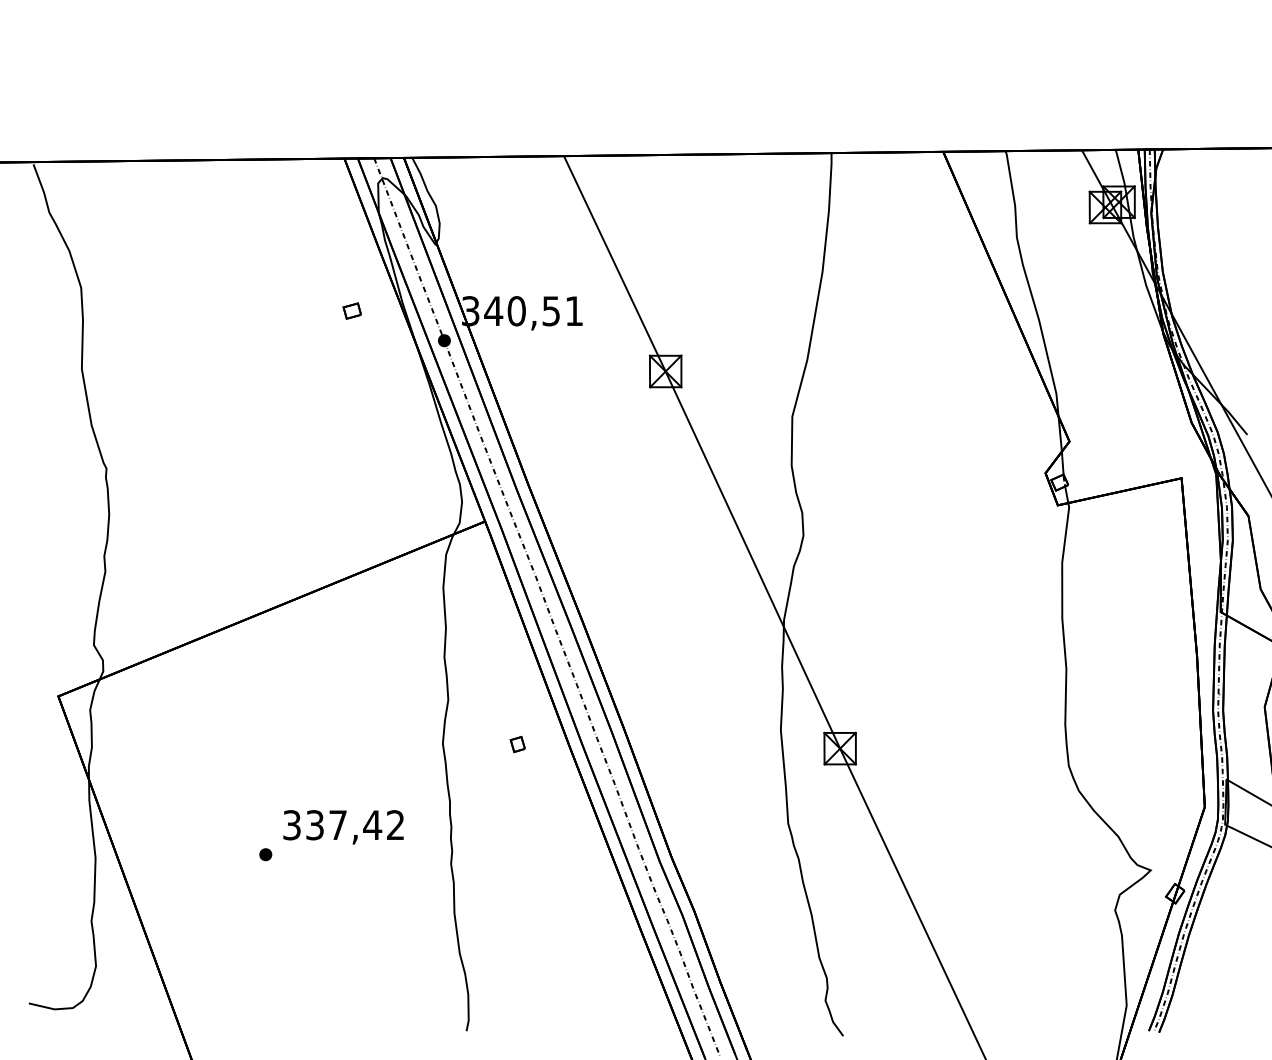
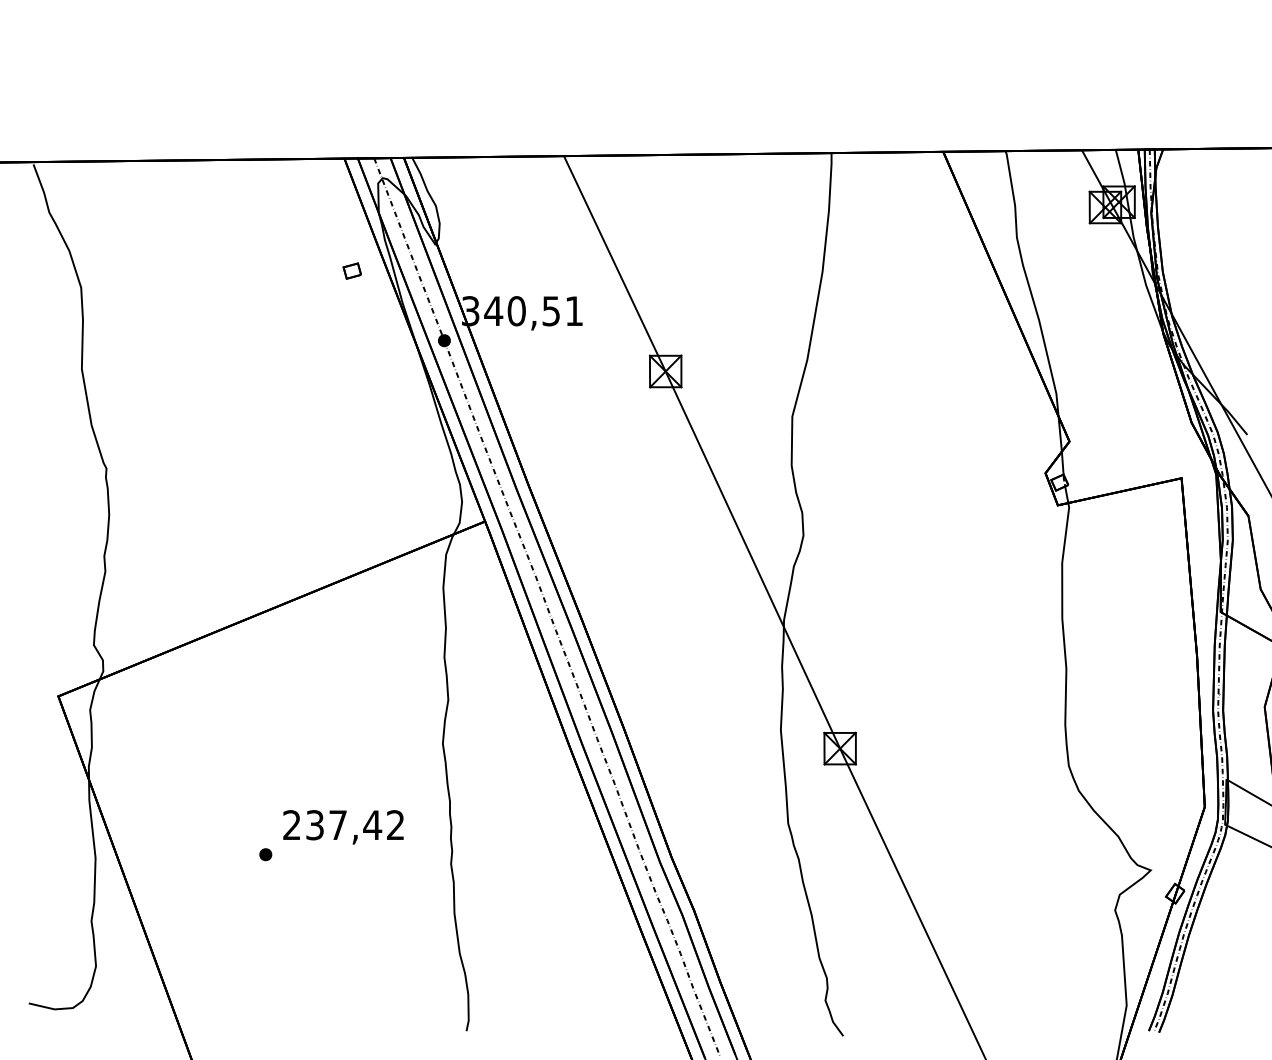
part position: (351, 310) -> (351, 270) (351, 270)
part: present -> none (517, 744)
text: 337,42 -> 237,42 (291, 825)
